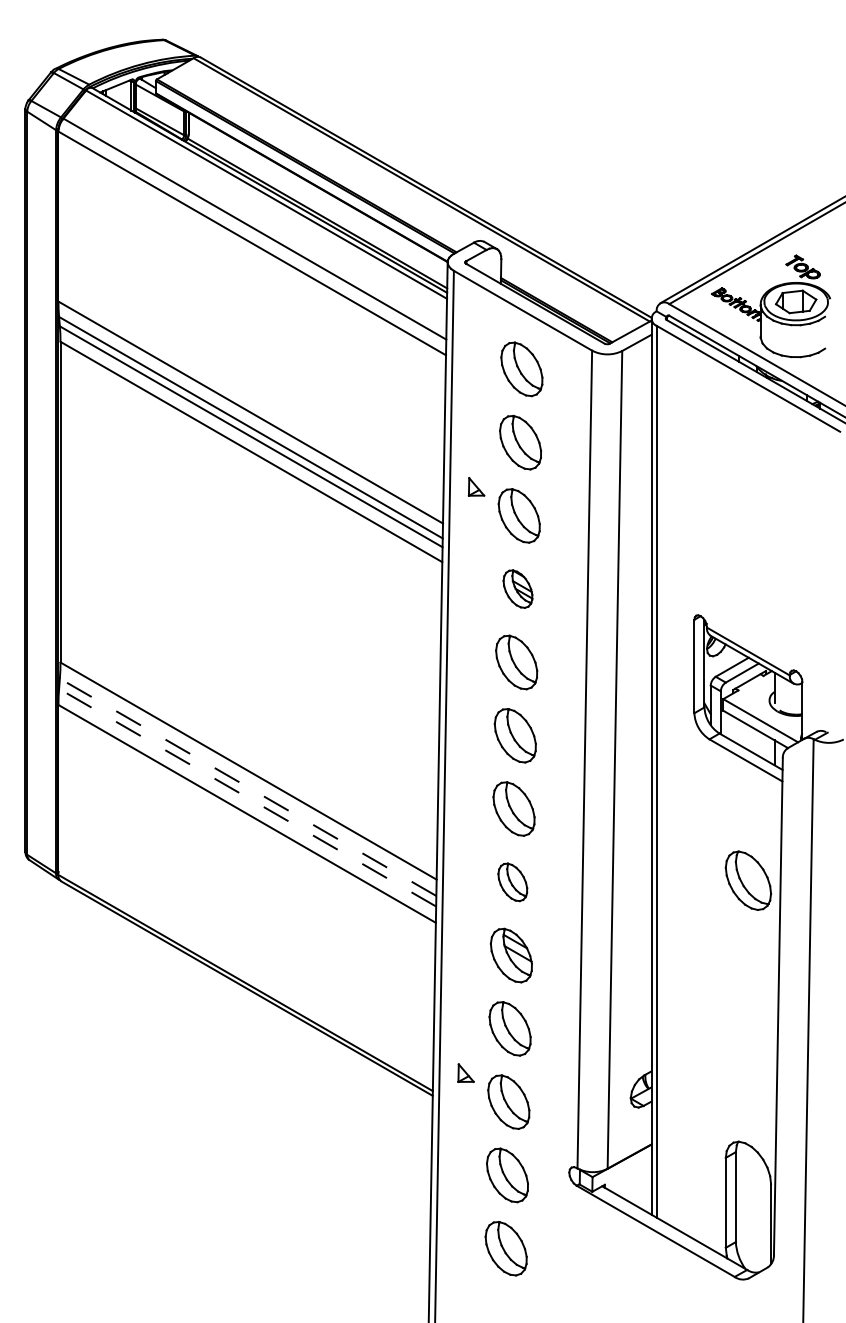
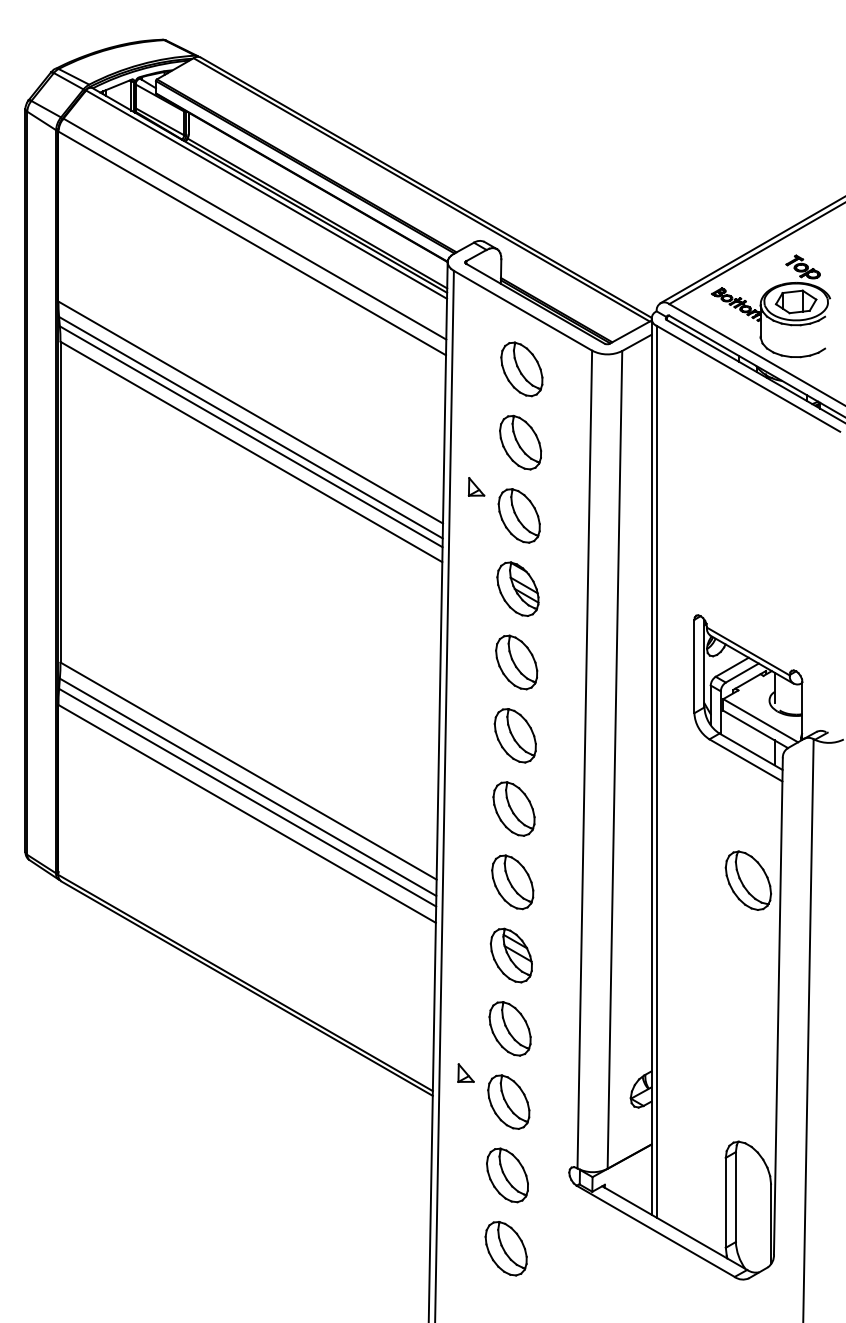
part size: 32x40 px -> 44x56 px (517, 588)
line: dashed -> solid (247, 787)
line: dashed -> solid (247, 797)
part size: 32x41 px -> 44x57 px (512, 882)
